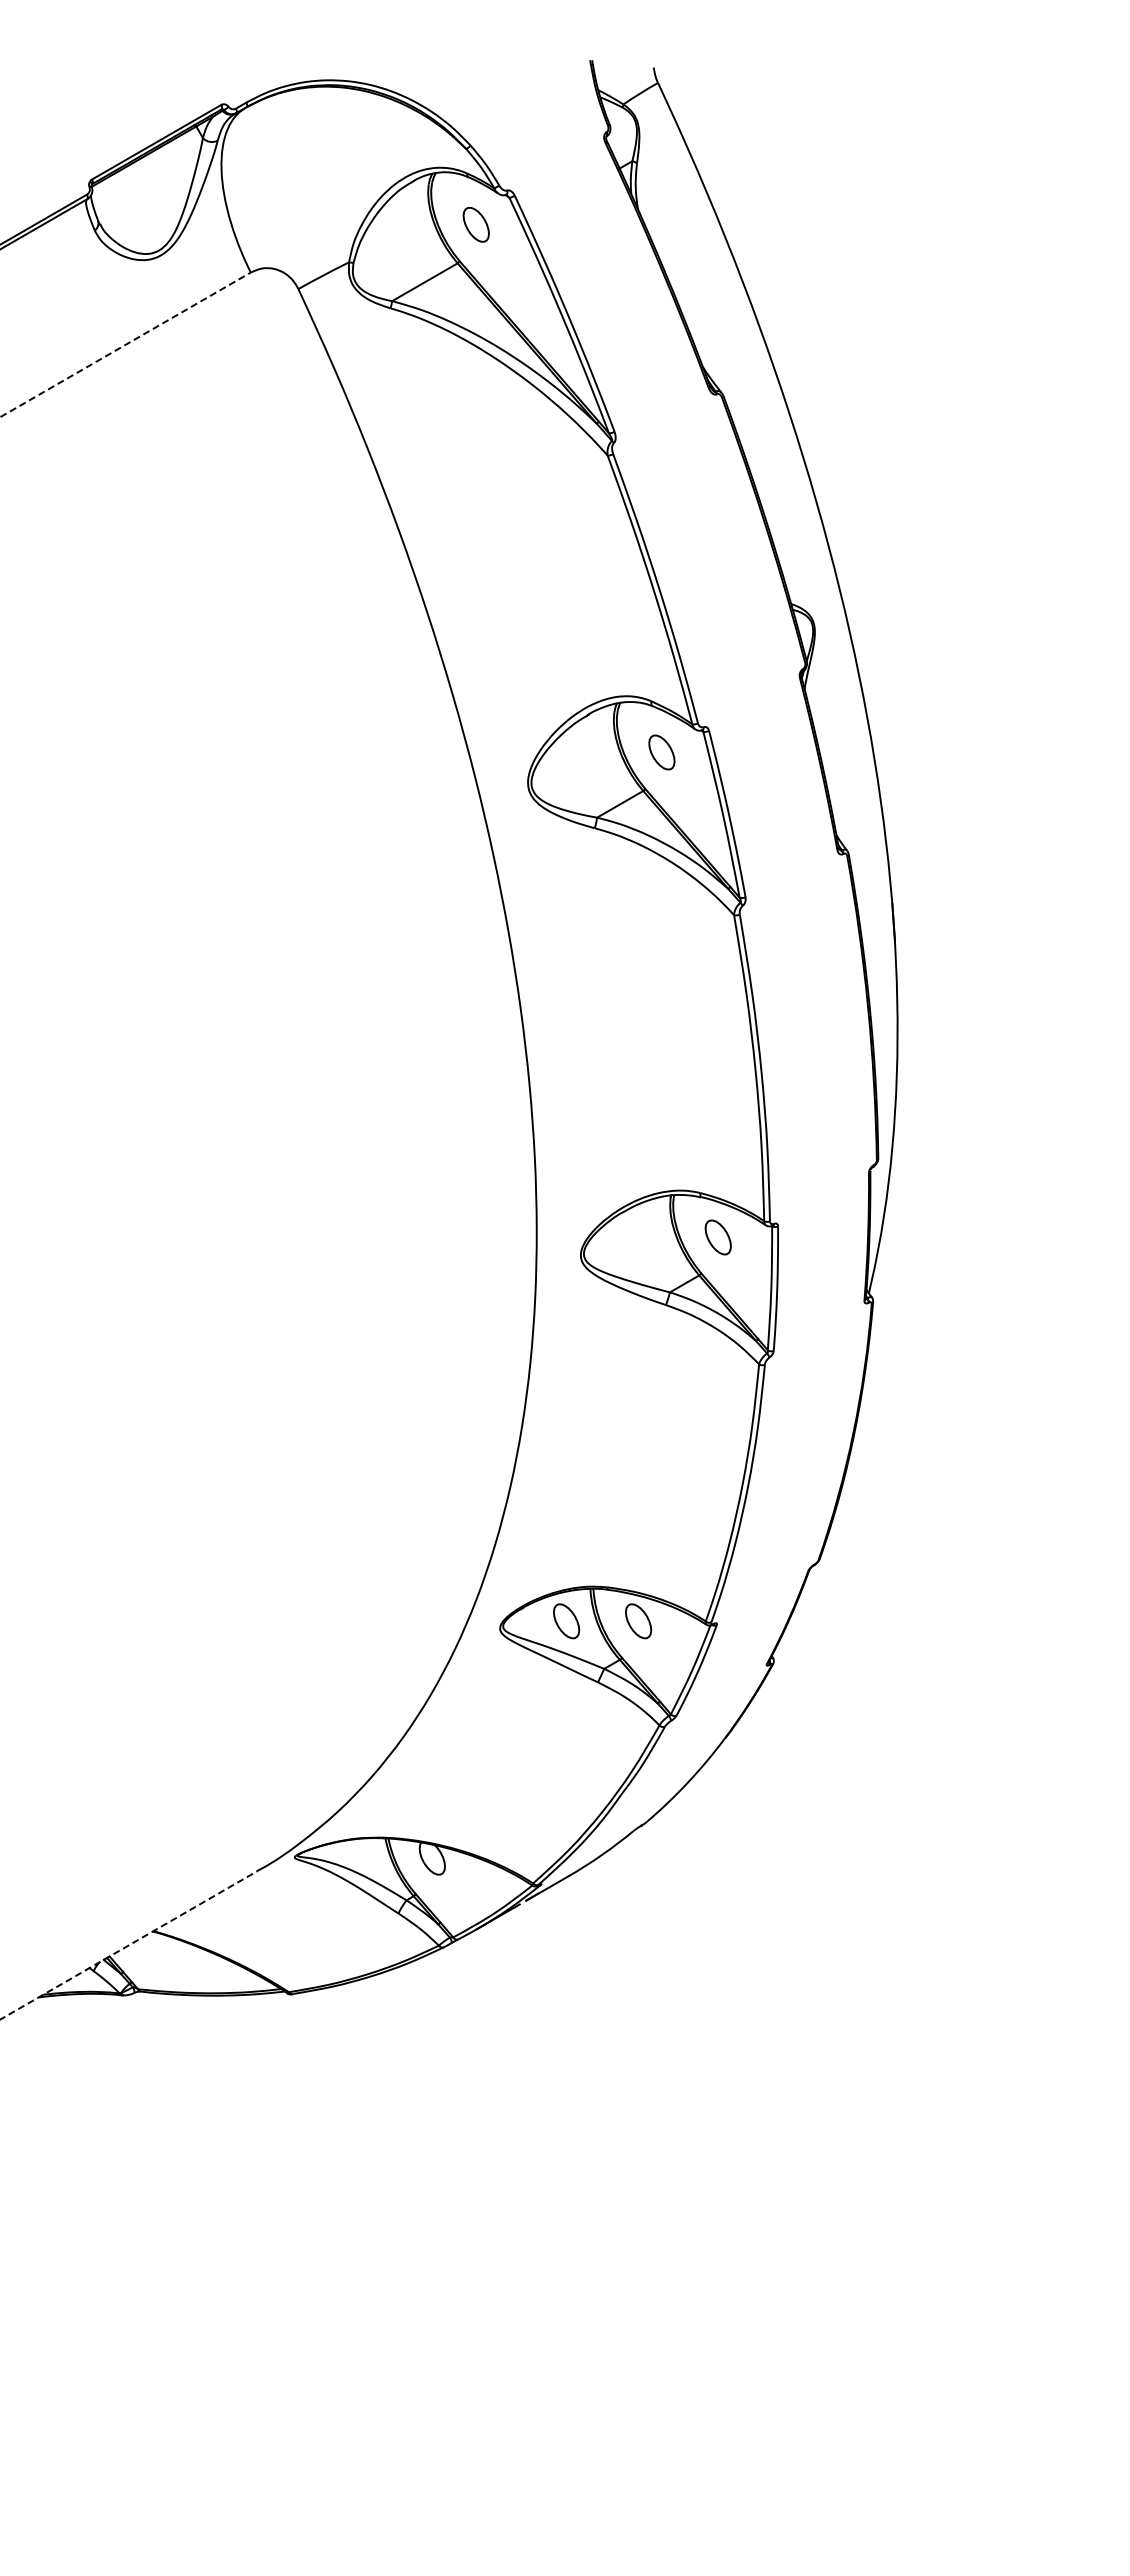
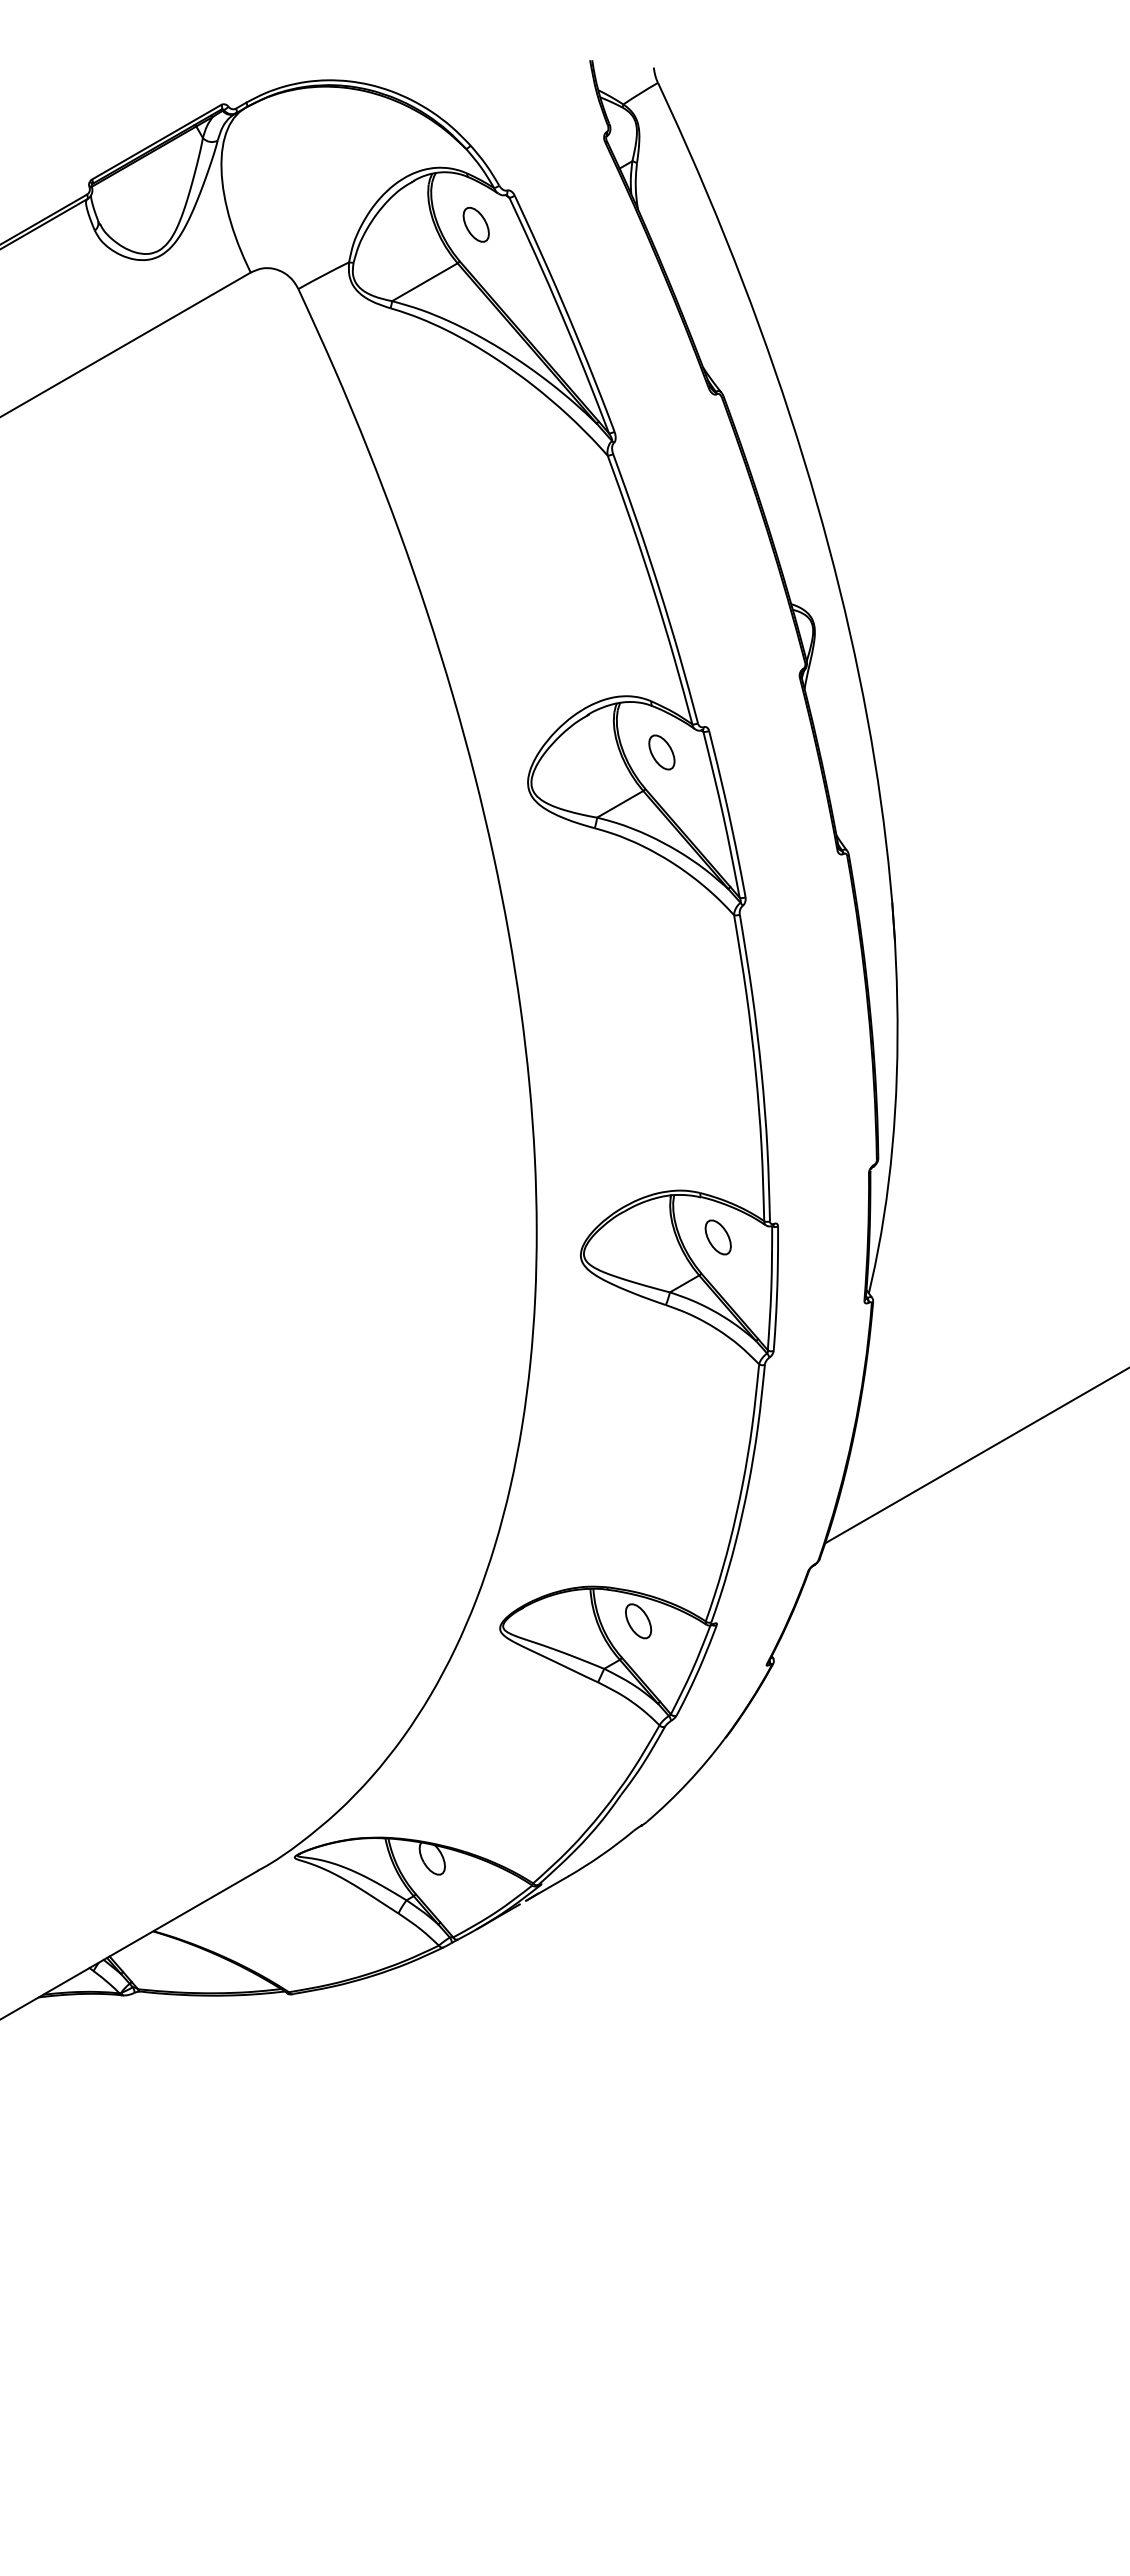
line: dashed -> solid (126, 344)
line: none -> present (975, 1456)
part: present -> none (566, 1621)
line: dashed -> solid (129, 1945)
